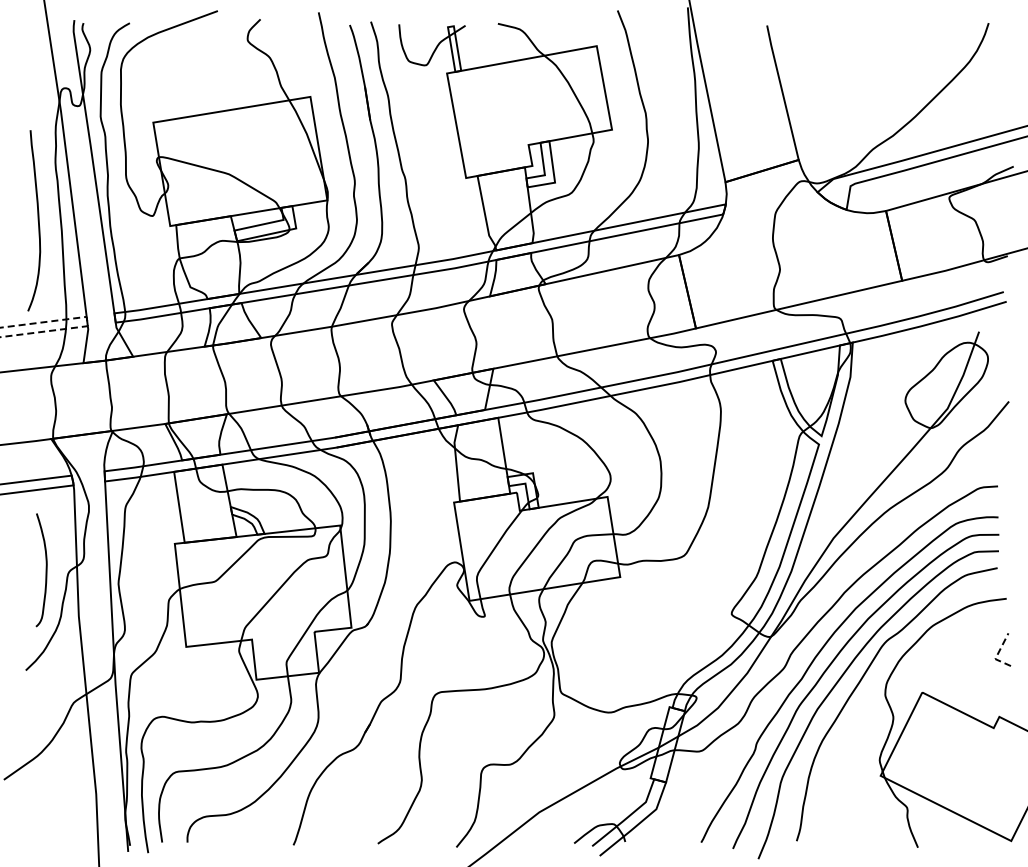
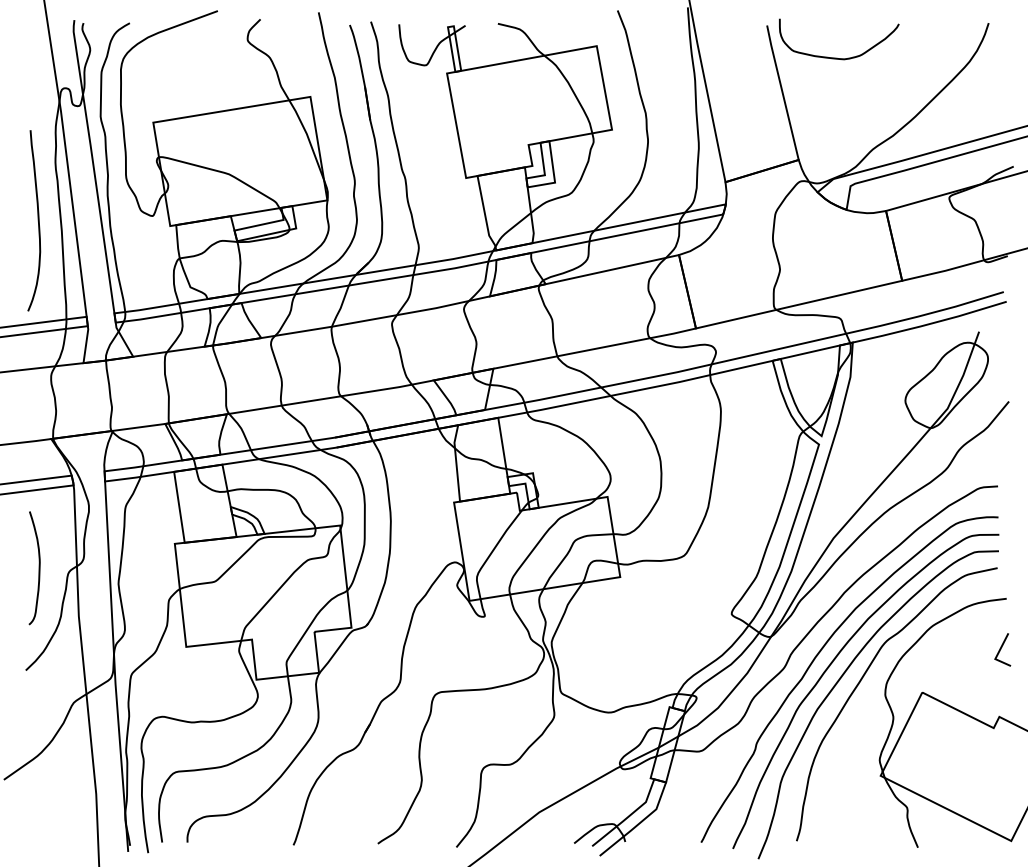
curve: none -> present (837, 57)
line: dashed -> solid (87, 322)
curve position: (45, 570) -> (38, 568) (38, 568)
line: dashed -> solid (997, 654)
